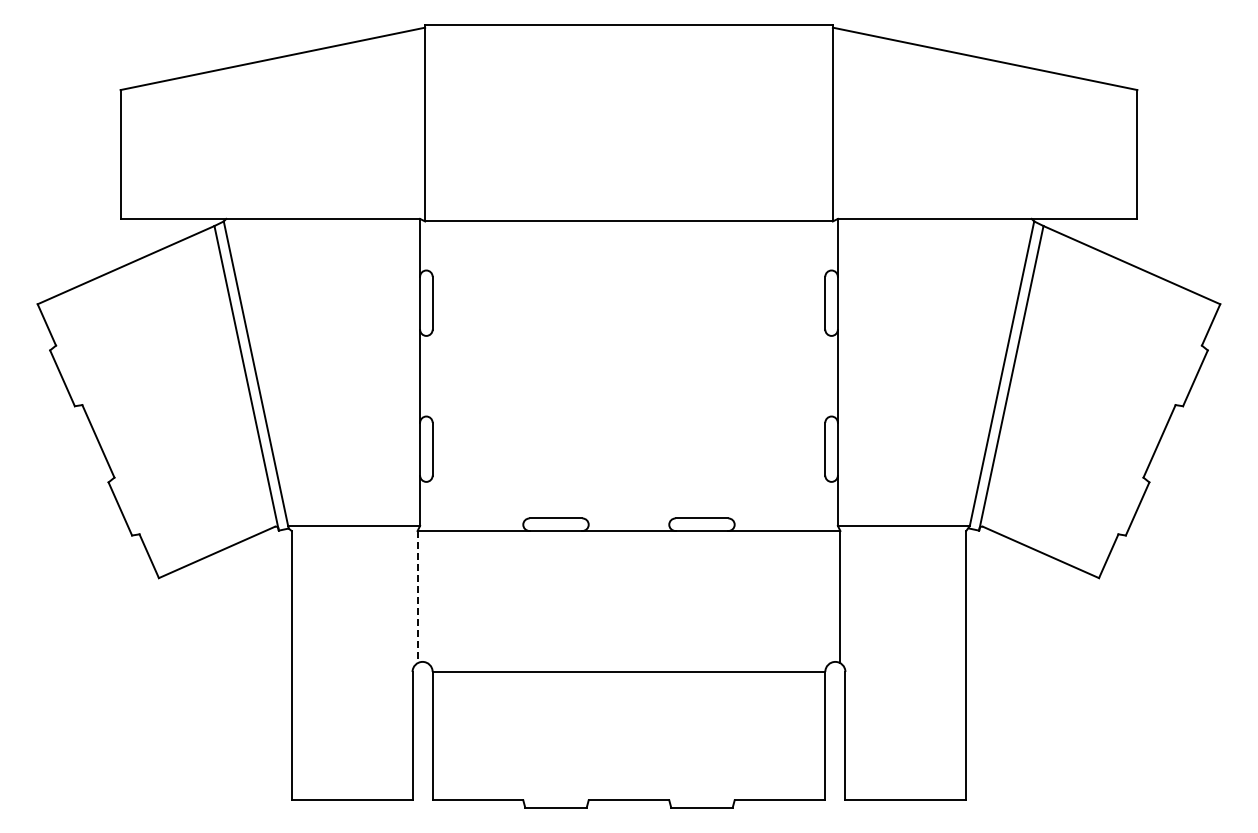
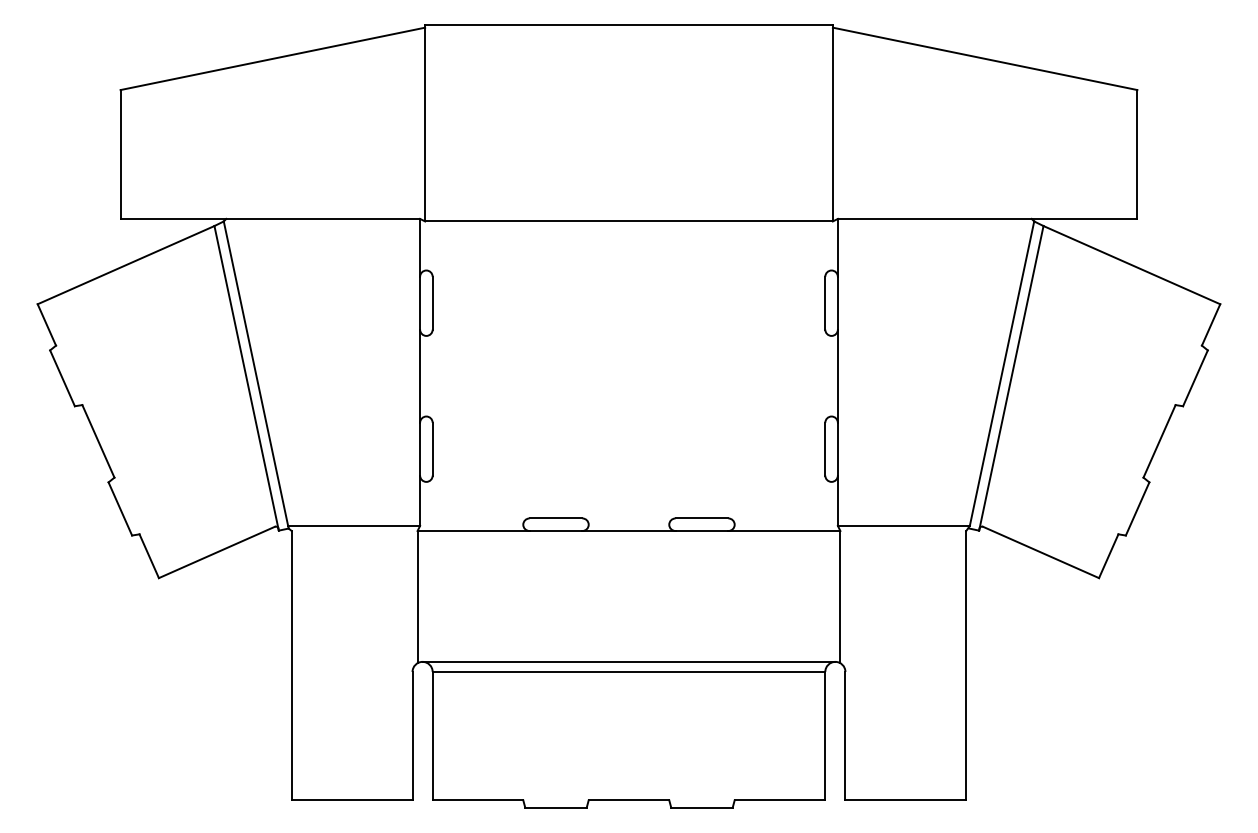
line: dashed -> solid (417, 597)
line: none -> present (628, 661)
